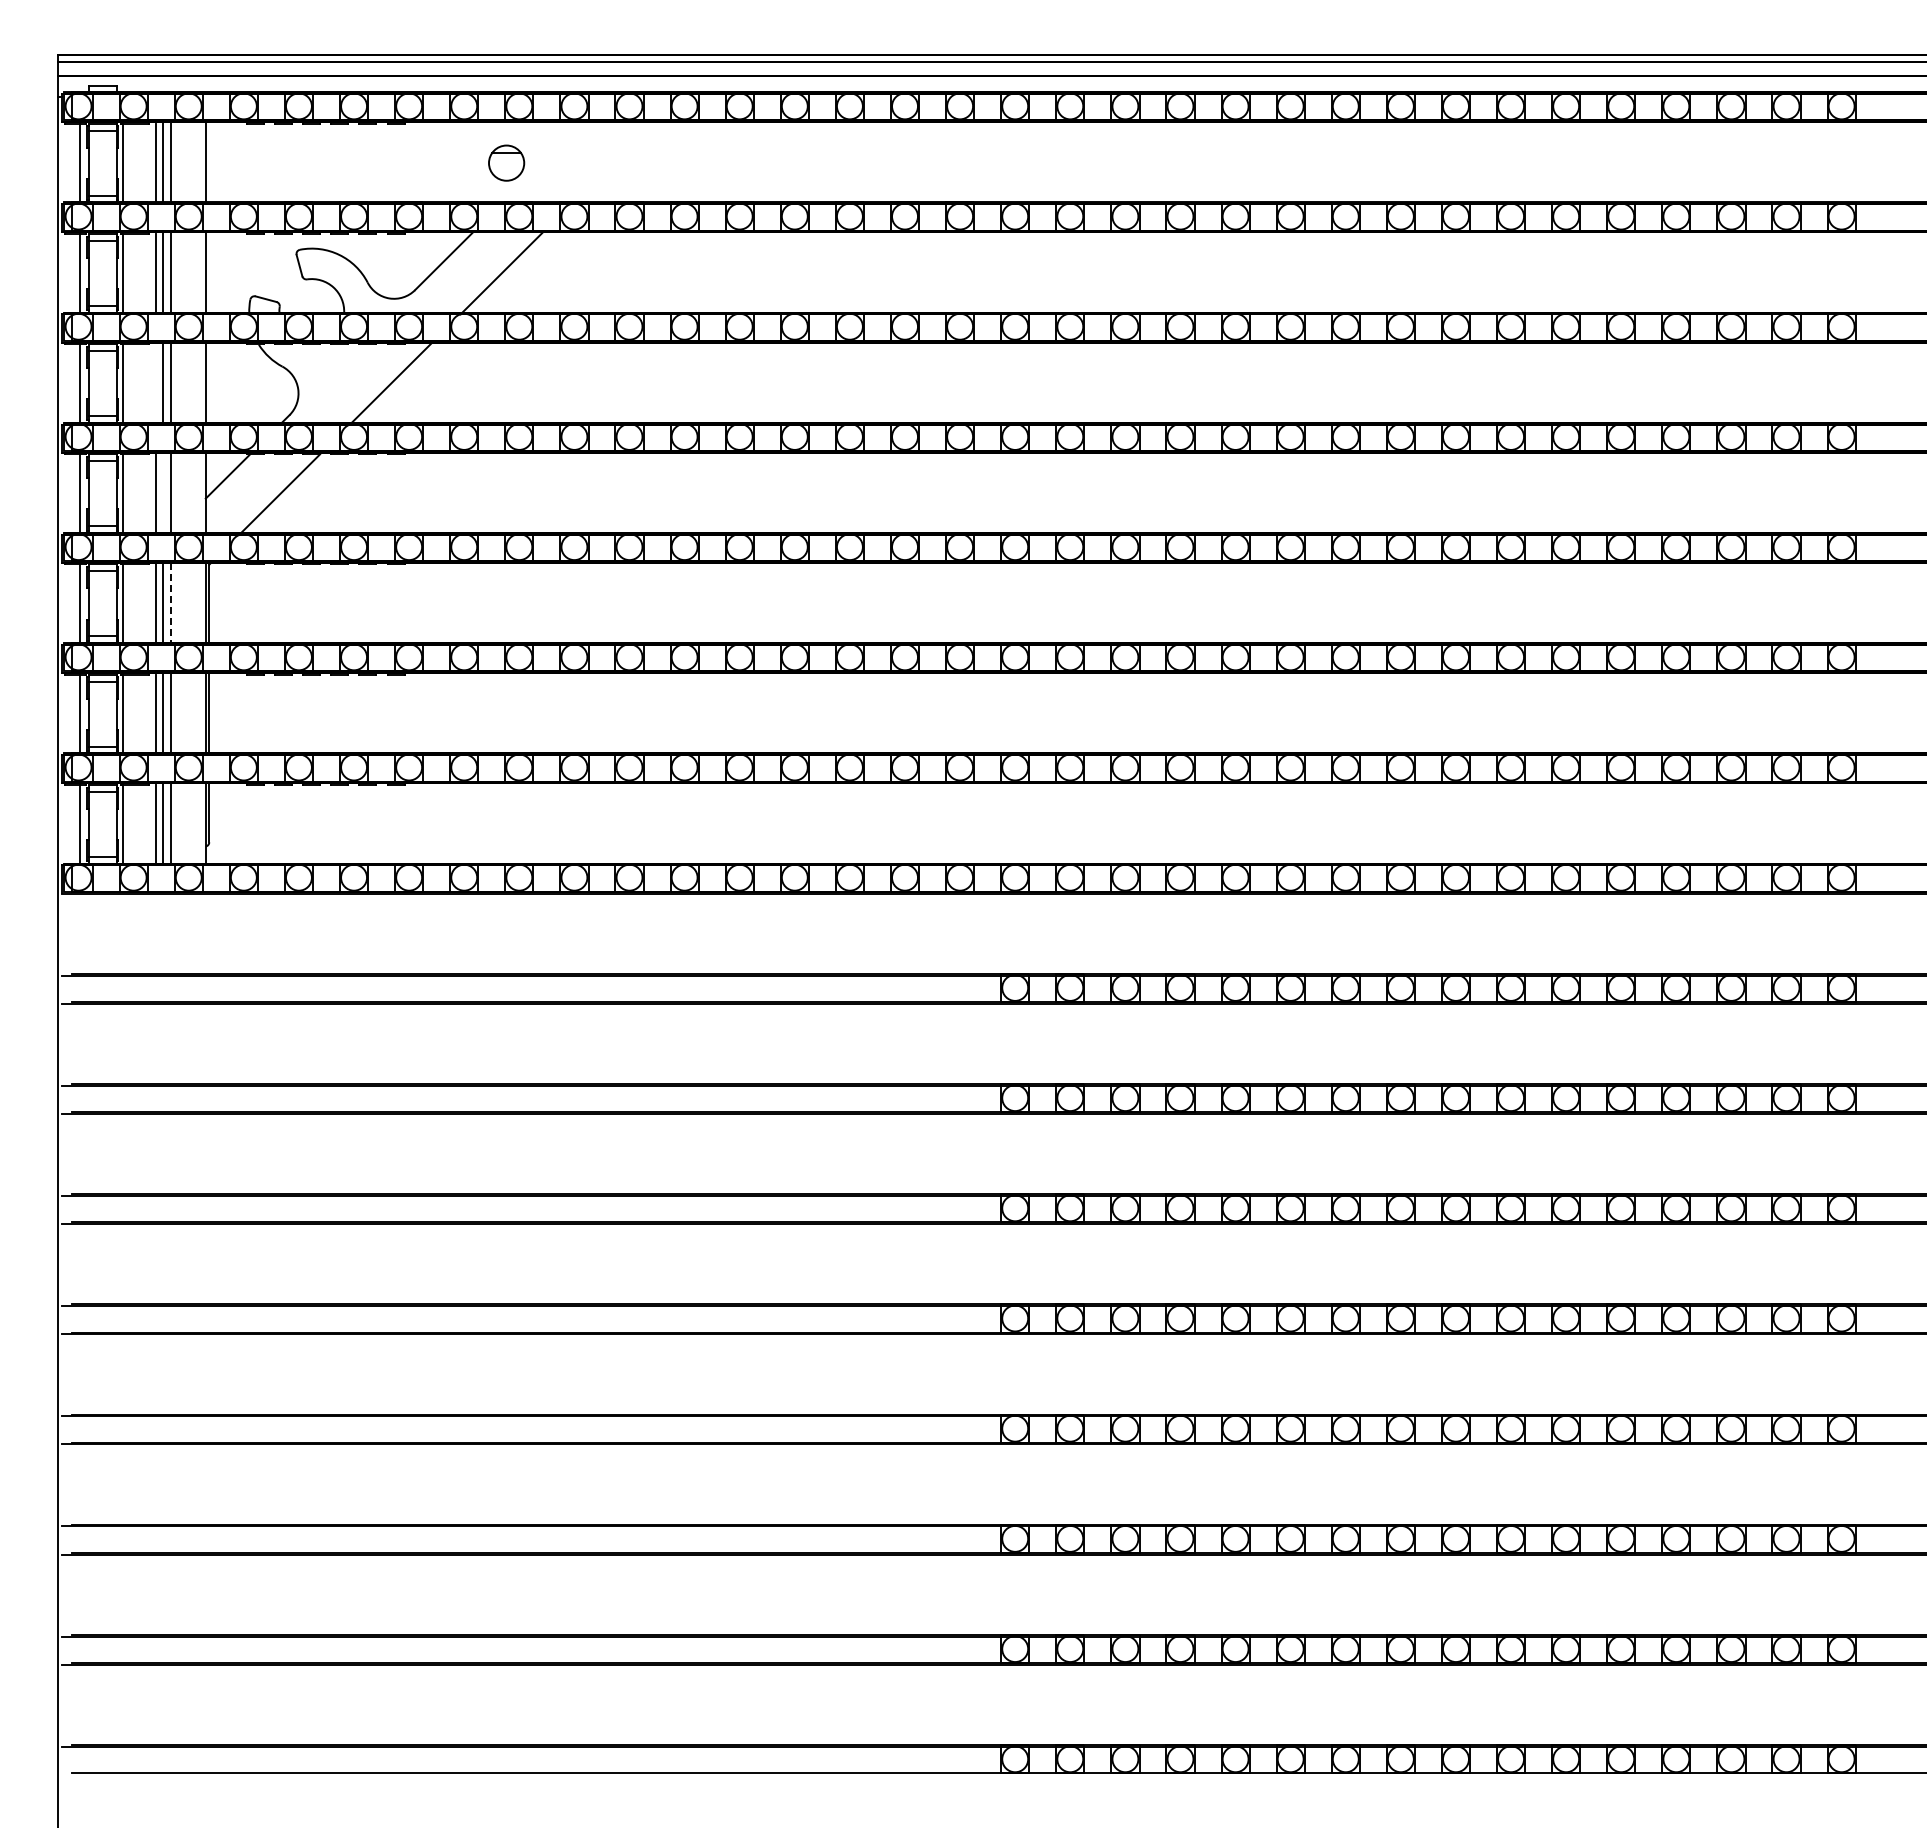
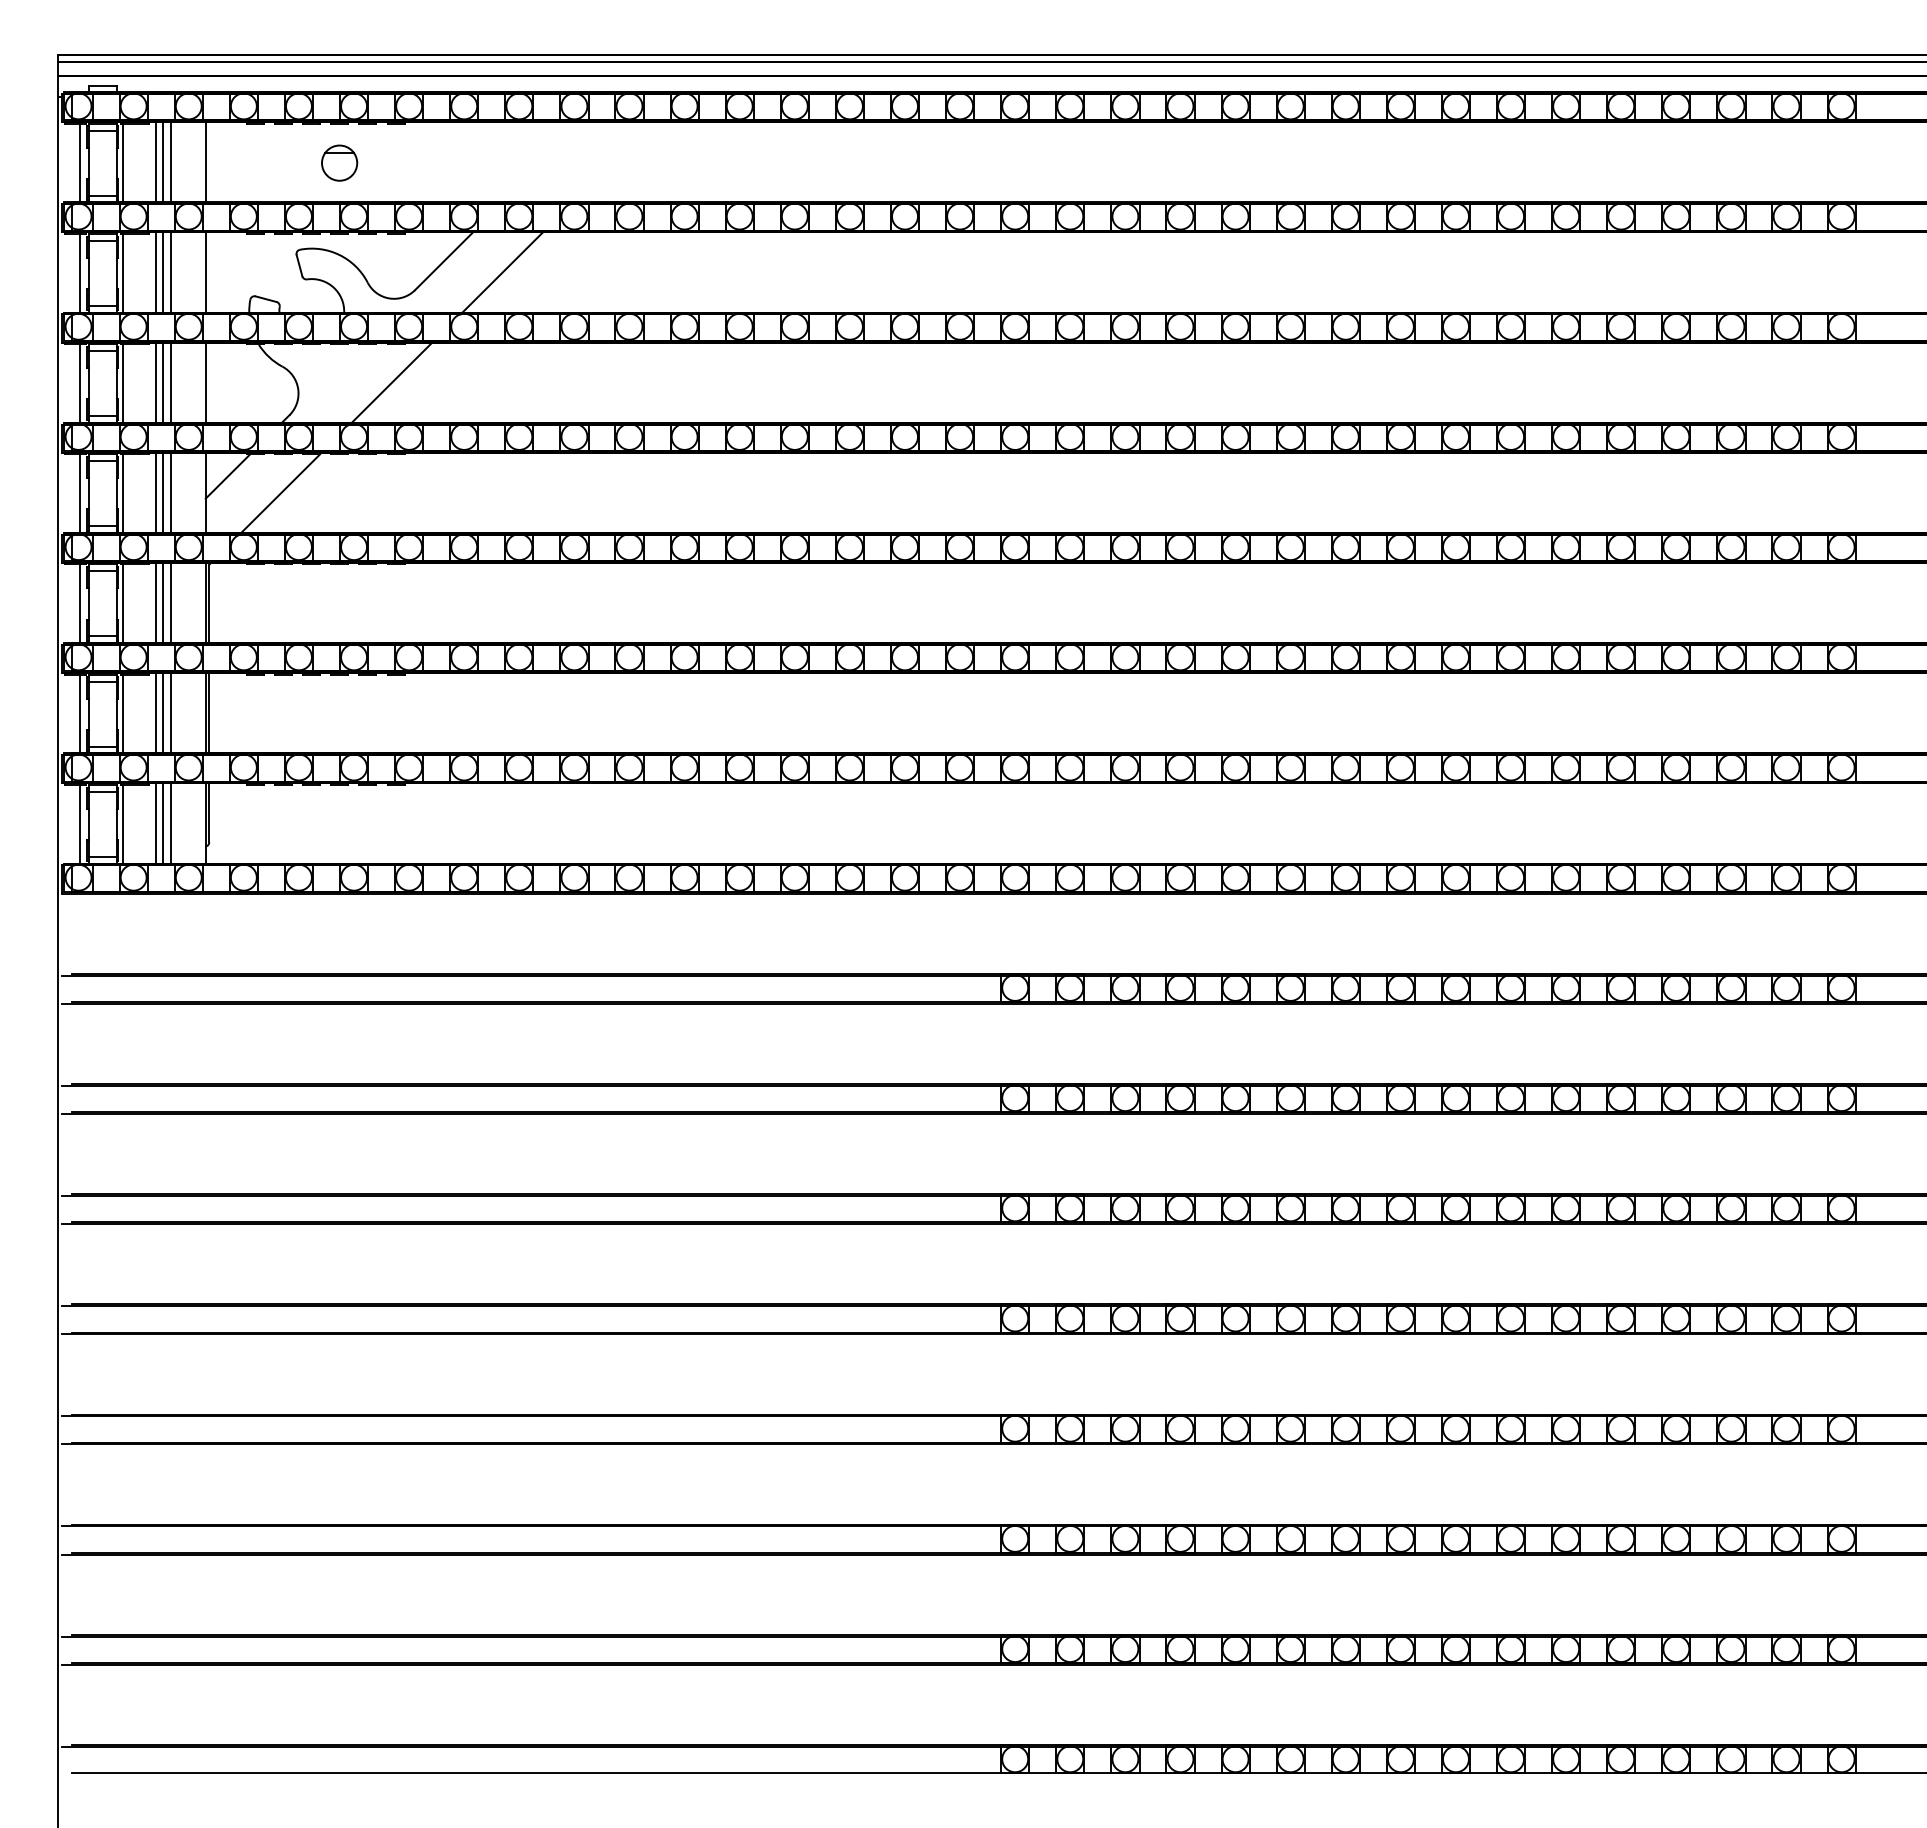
part position: (506, 162) -> (339, 162) (339, 162)
line: none -> present (156, 383)
line: none -> present (163, 493)
line: dashed -> solid (170, 604)
